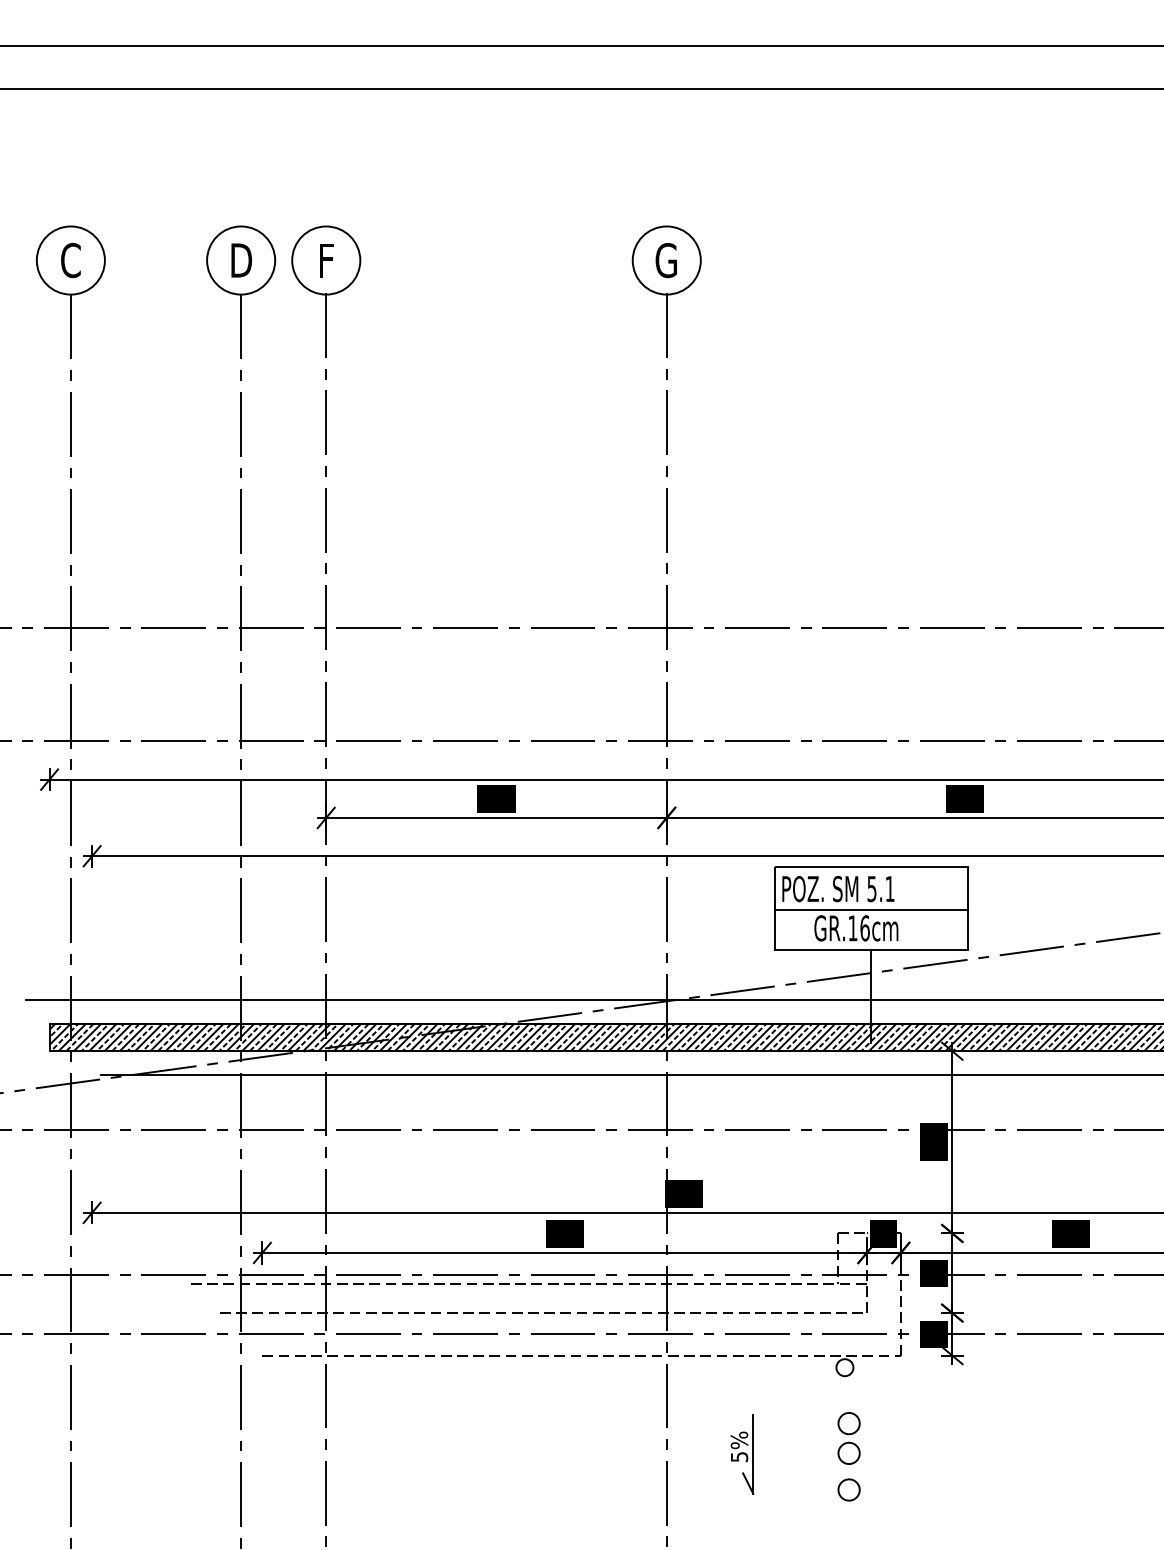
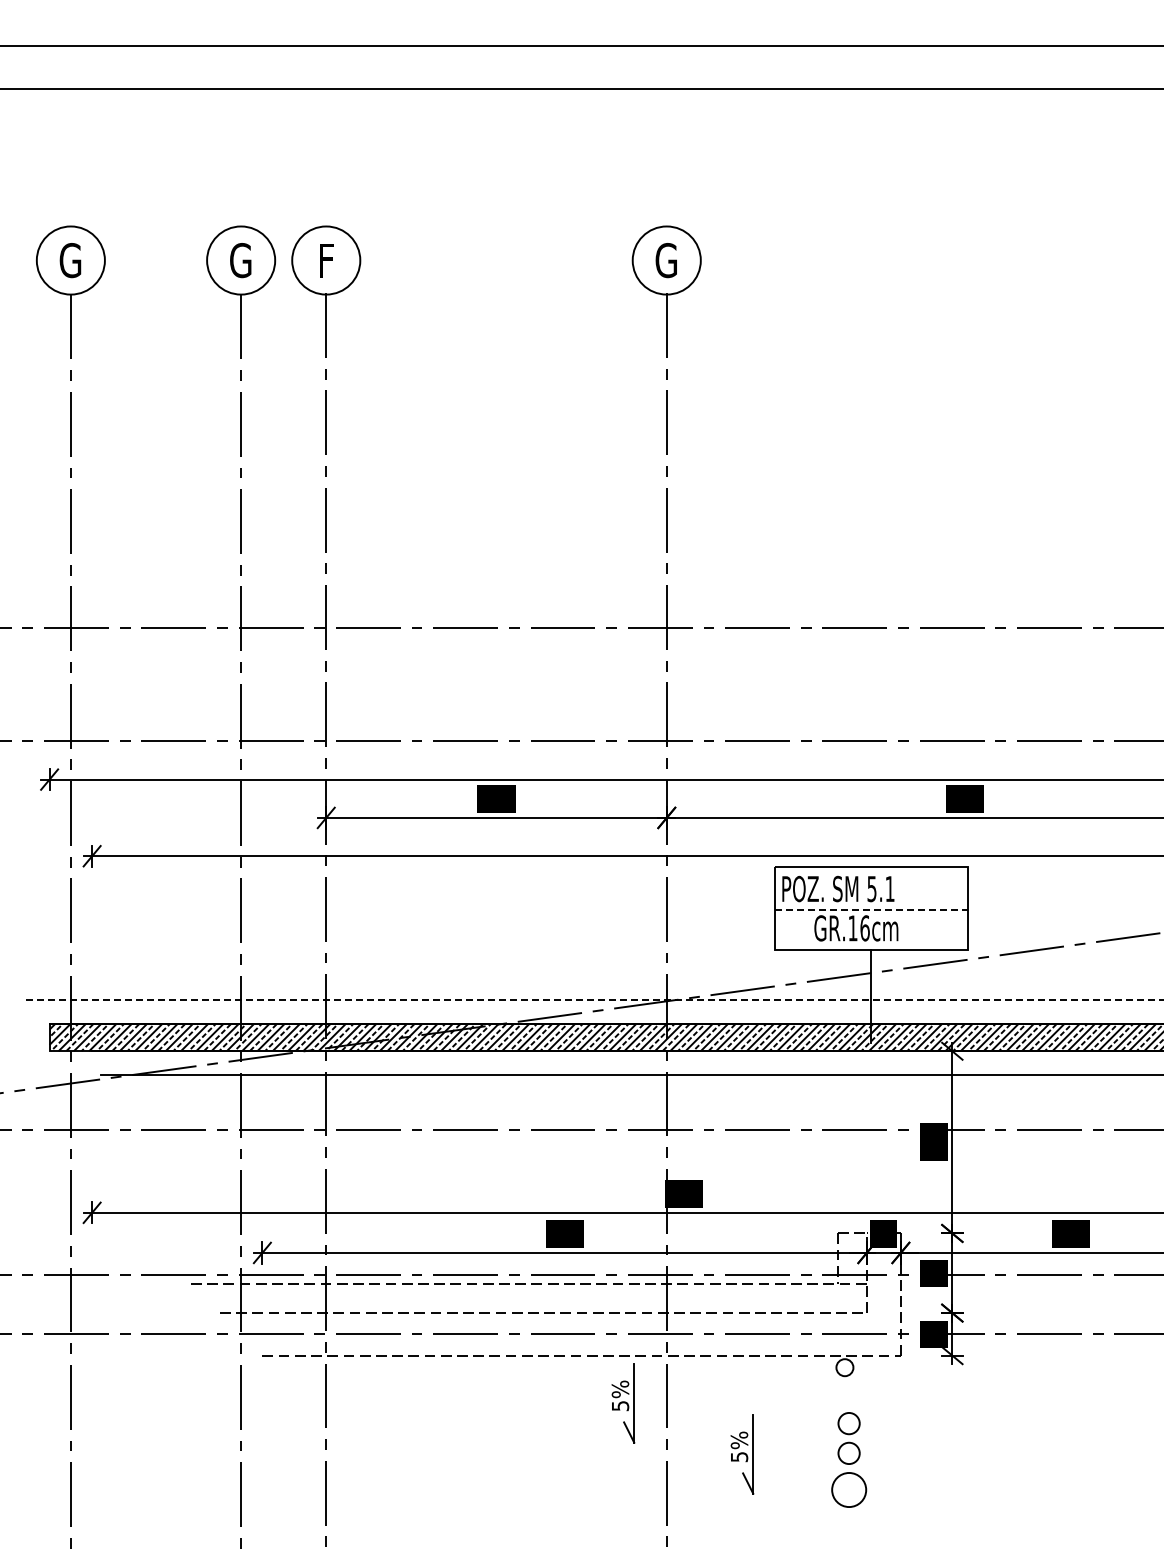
text: C -> G (70, 260)
text: D -> G (240, 260)
line: solid -> dashed (871, 910)
line: solid -> dashed (594, 1000)
part: none -> present (623, 1403)
circle size: 24x24 px -> 37x36 px (849, 1489)
